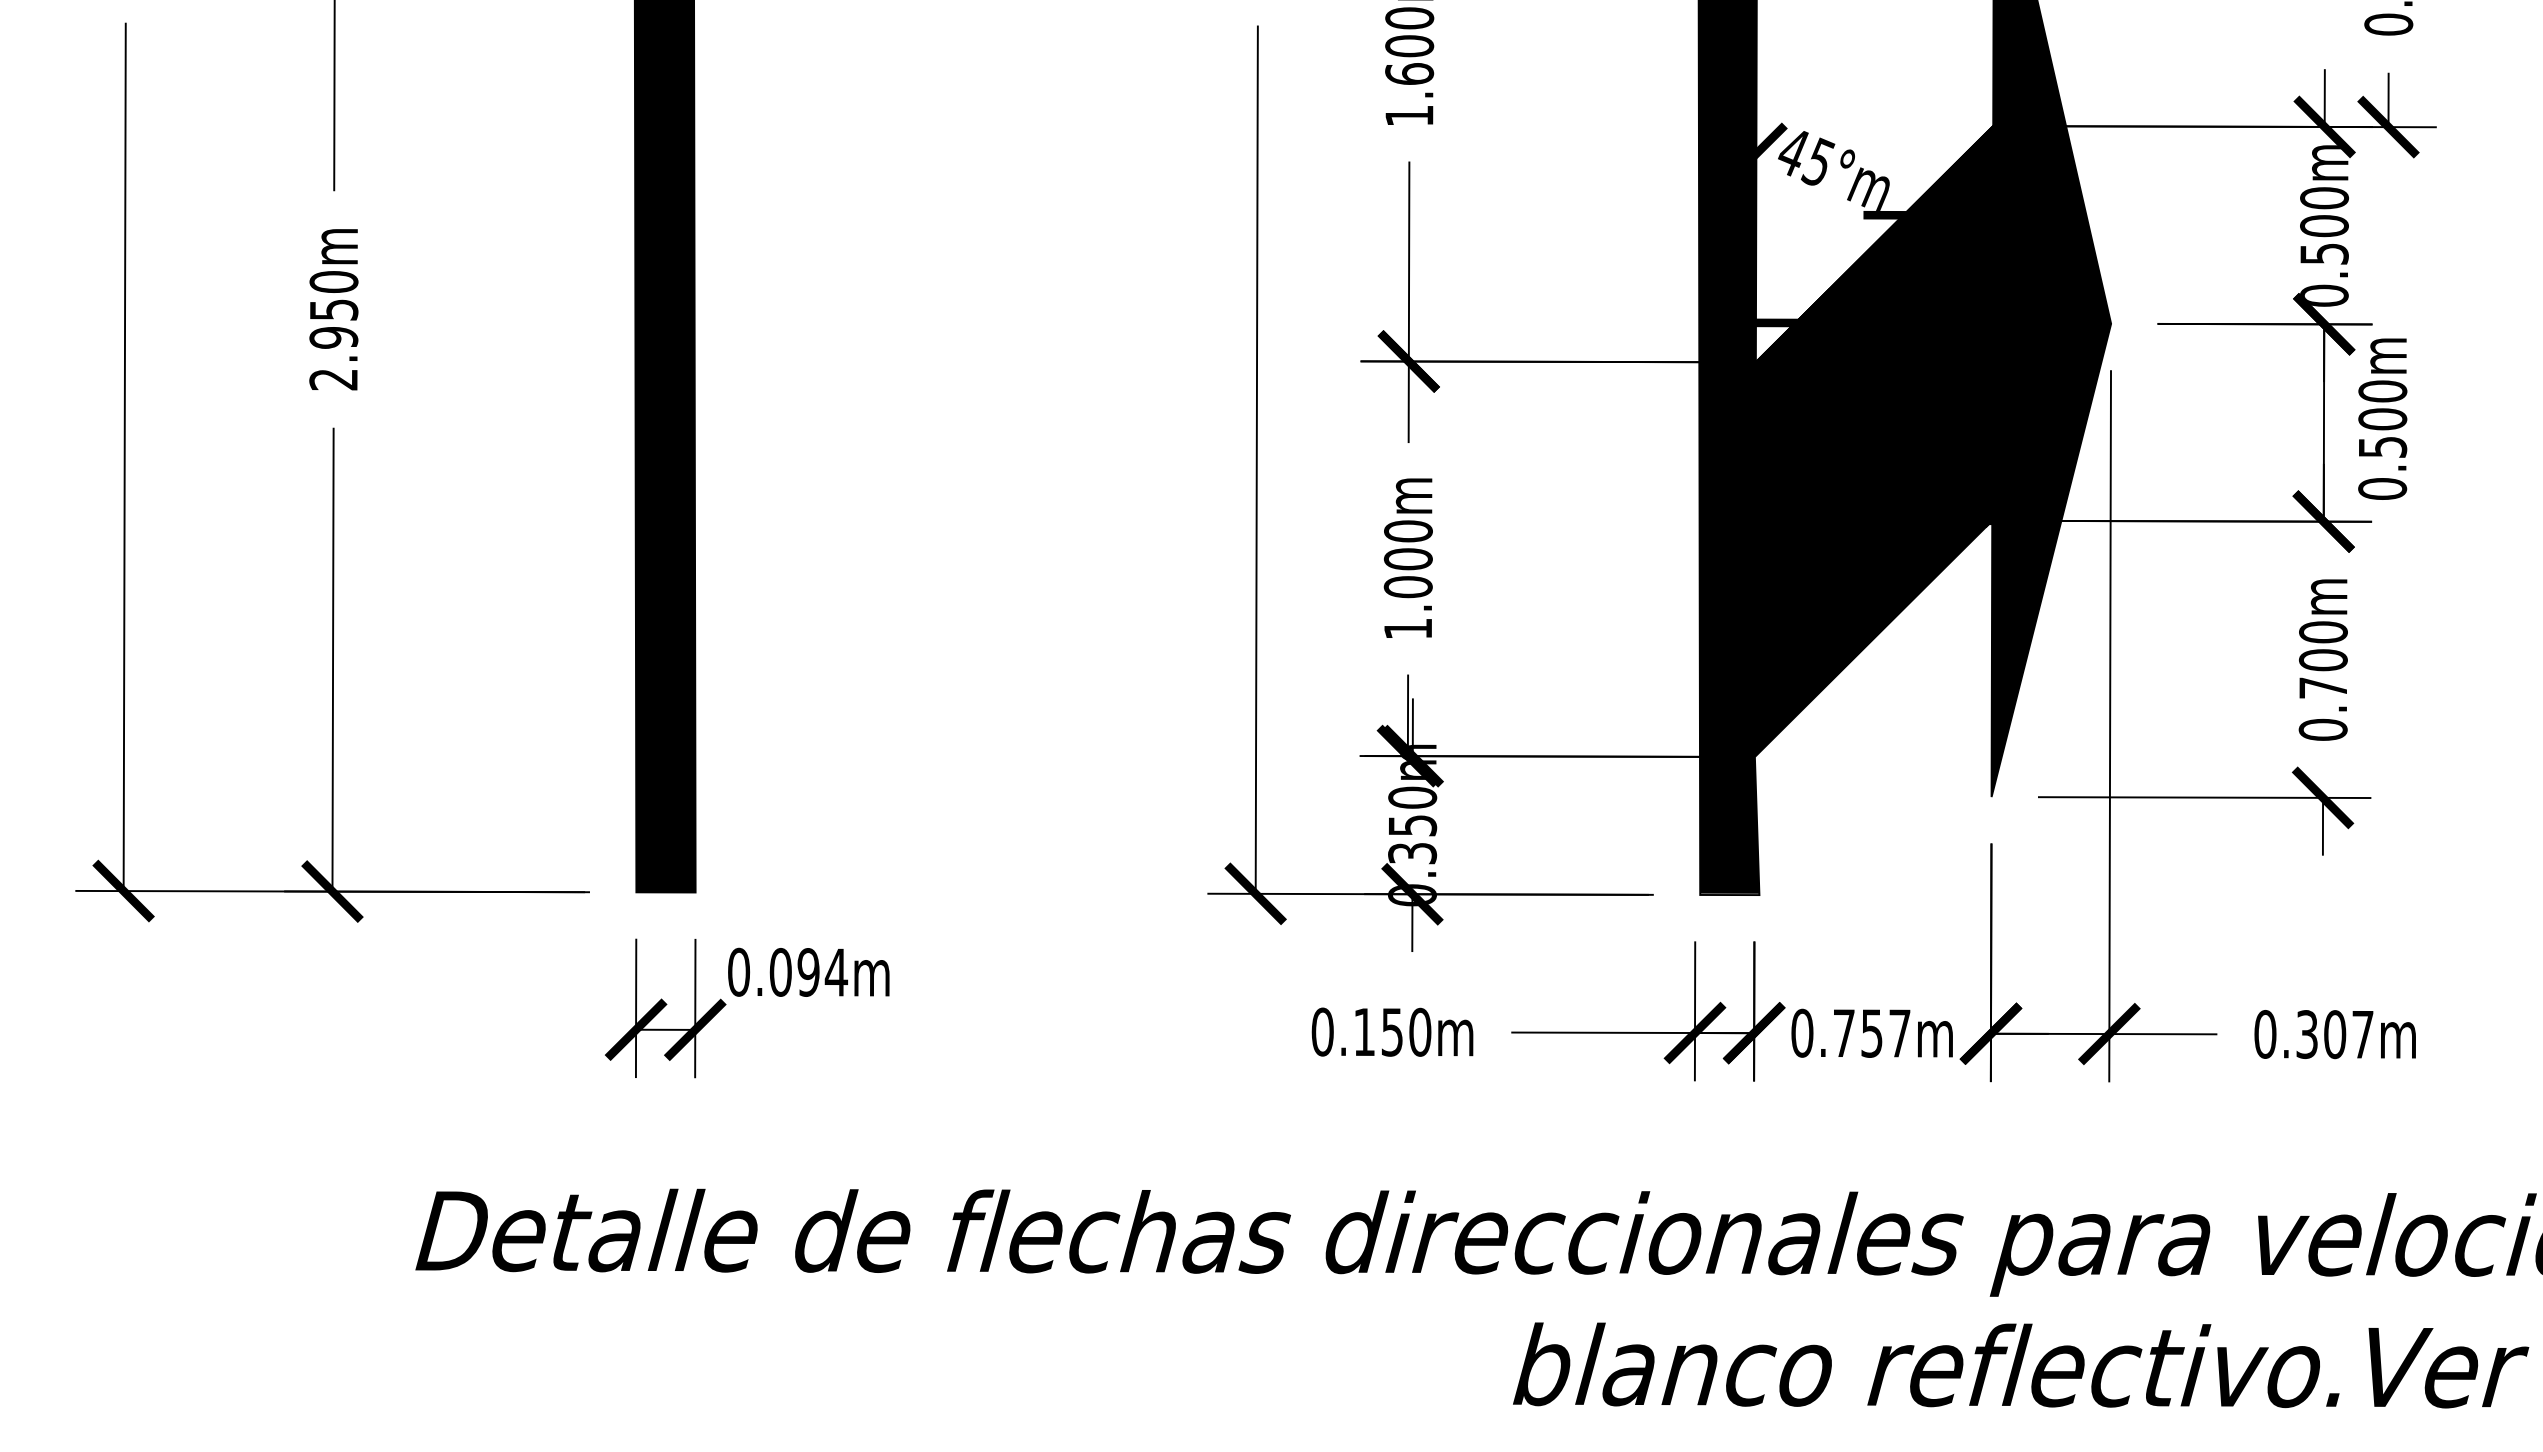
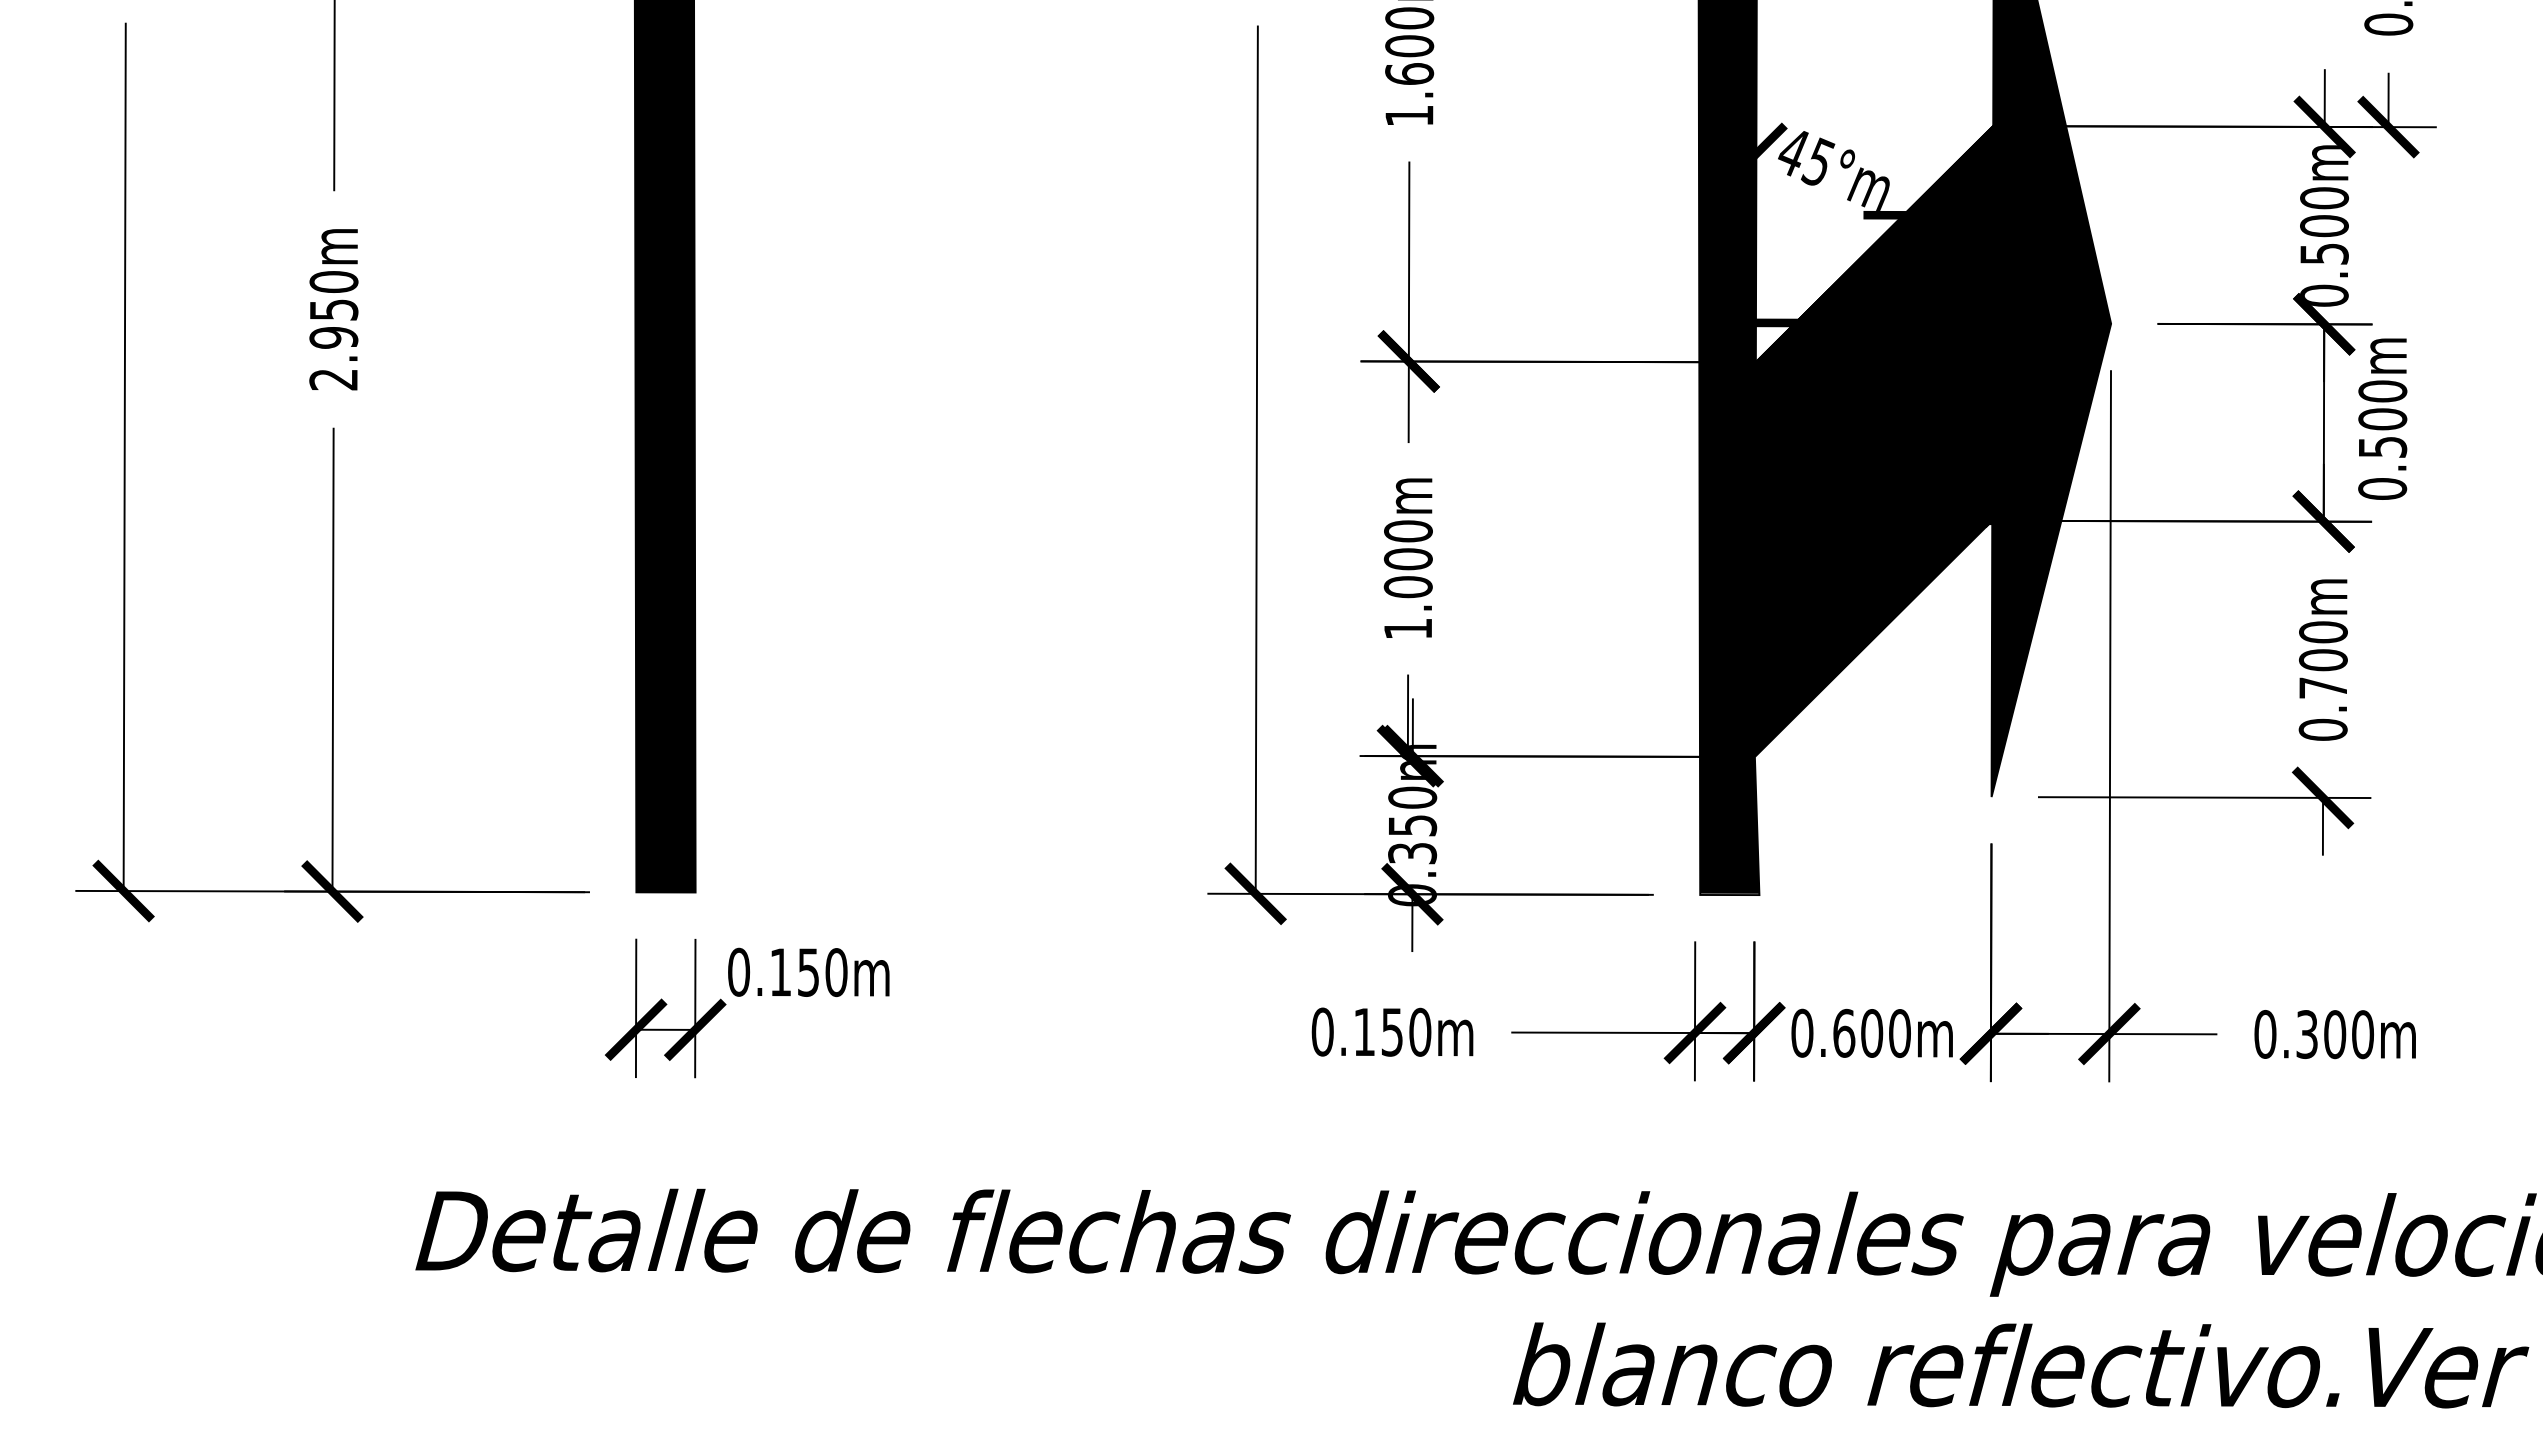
text: 0.094m -> 0.150m (808, 972)
text: 0.757m -> 0.600m (1871, 1032)
text: 0.307m -> 0.300m (2362, 1034)
